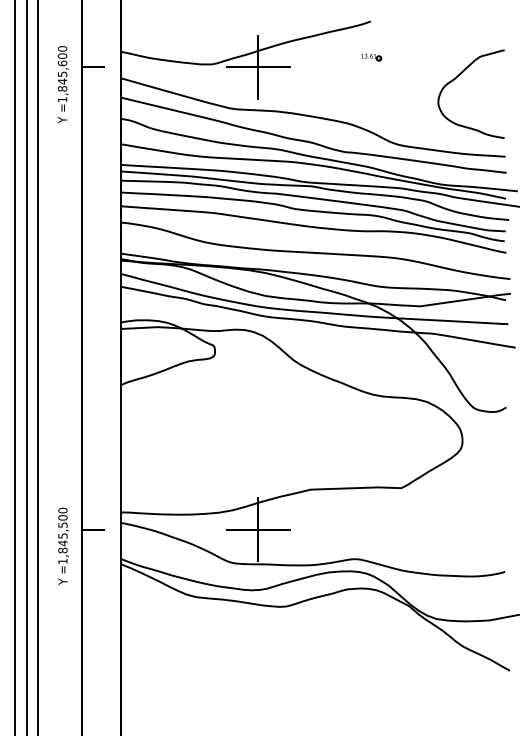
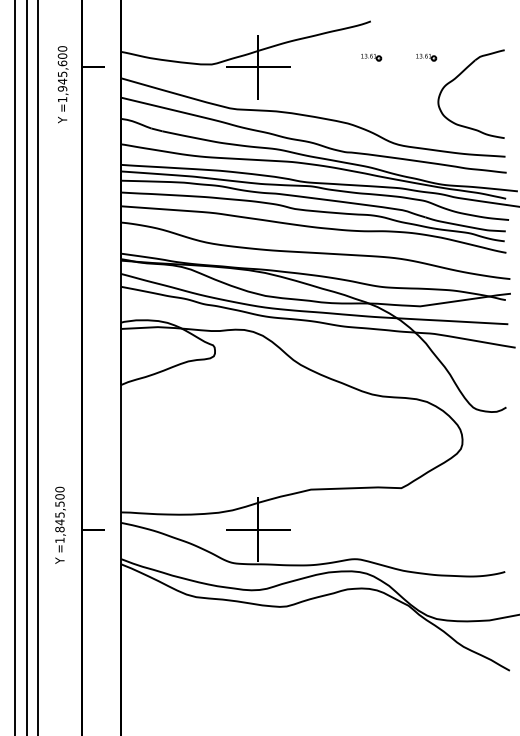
part: none -> present (426, 57)
text: =1,845,600 -> =1,945,600 (62, 88)
text position: (63, 545) -> (60, 524) (60, 524)
